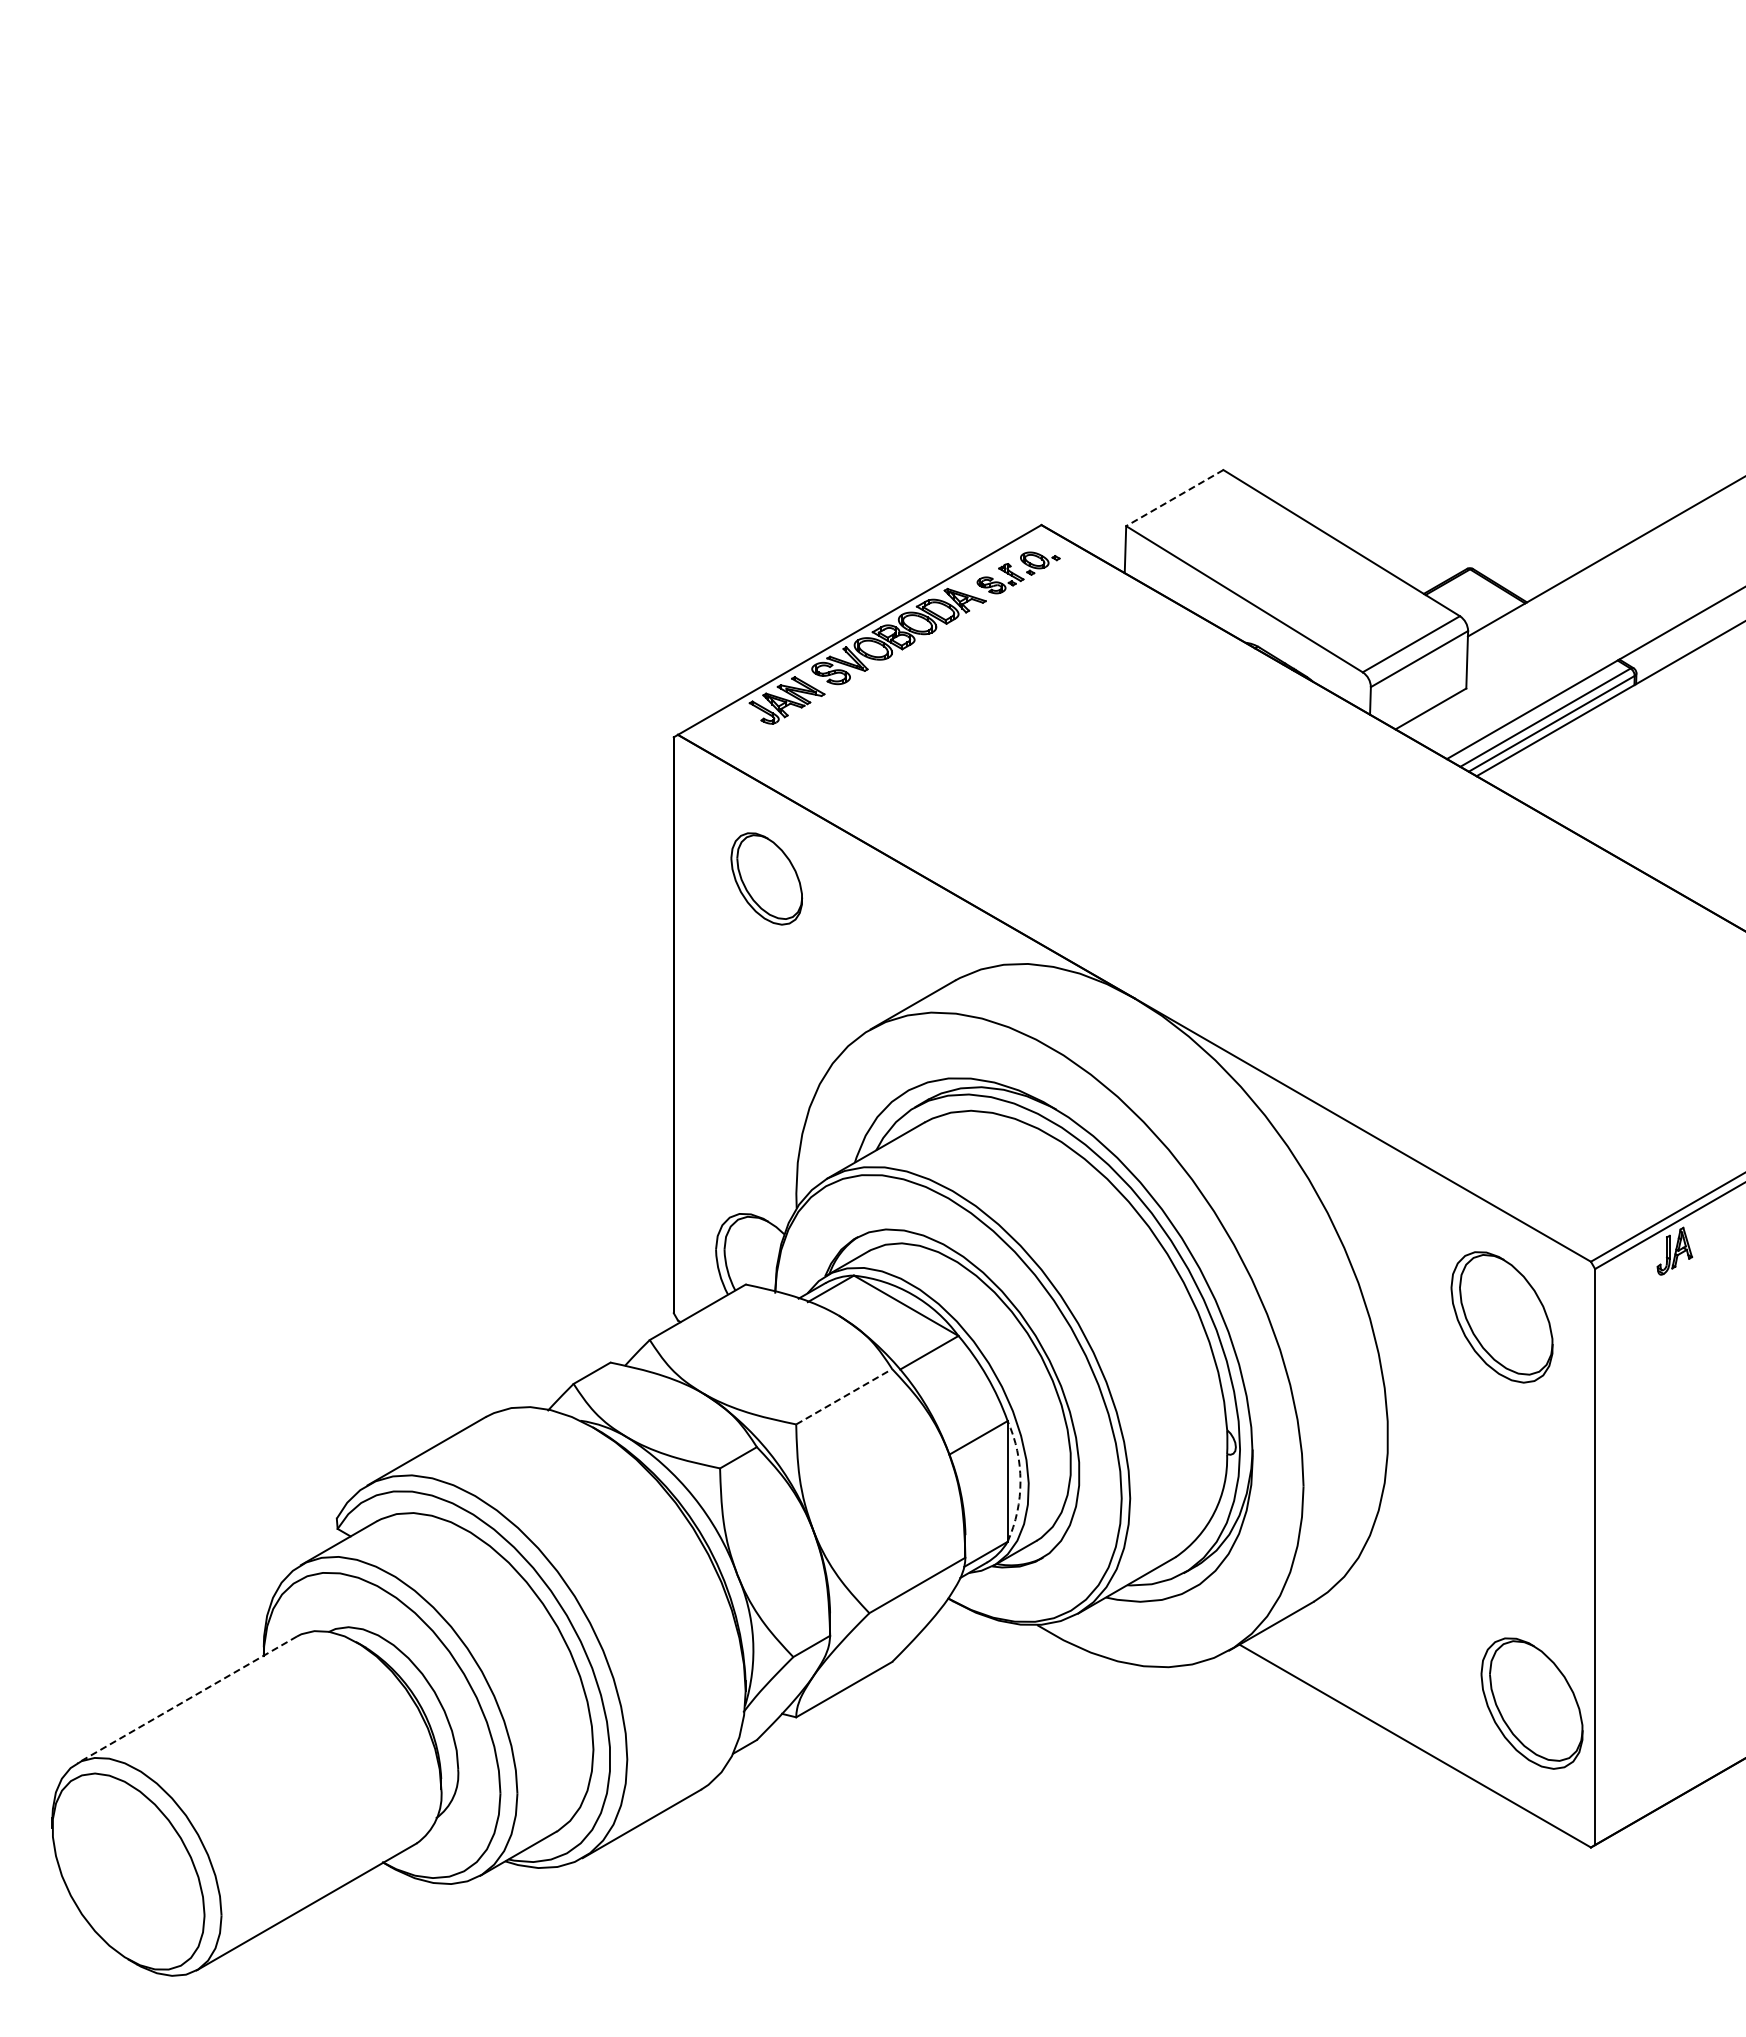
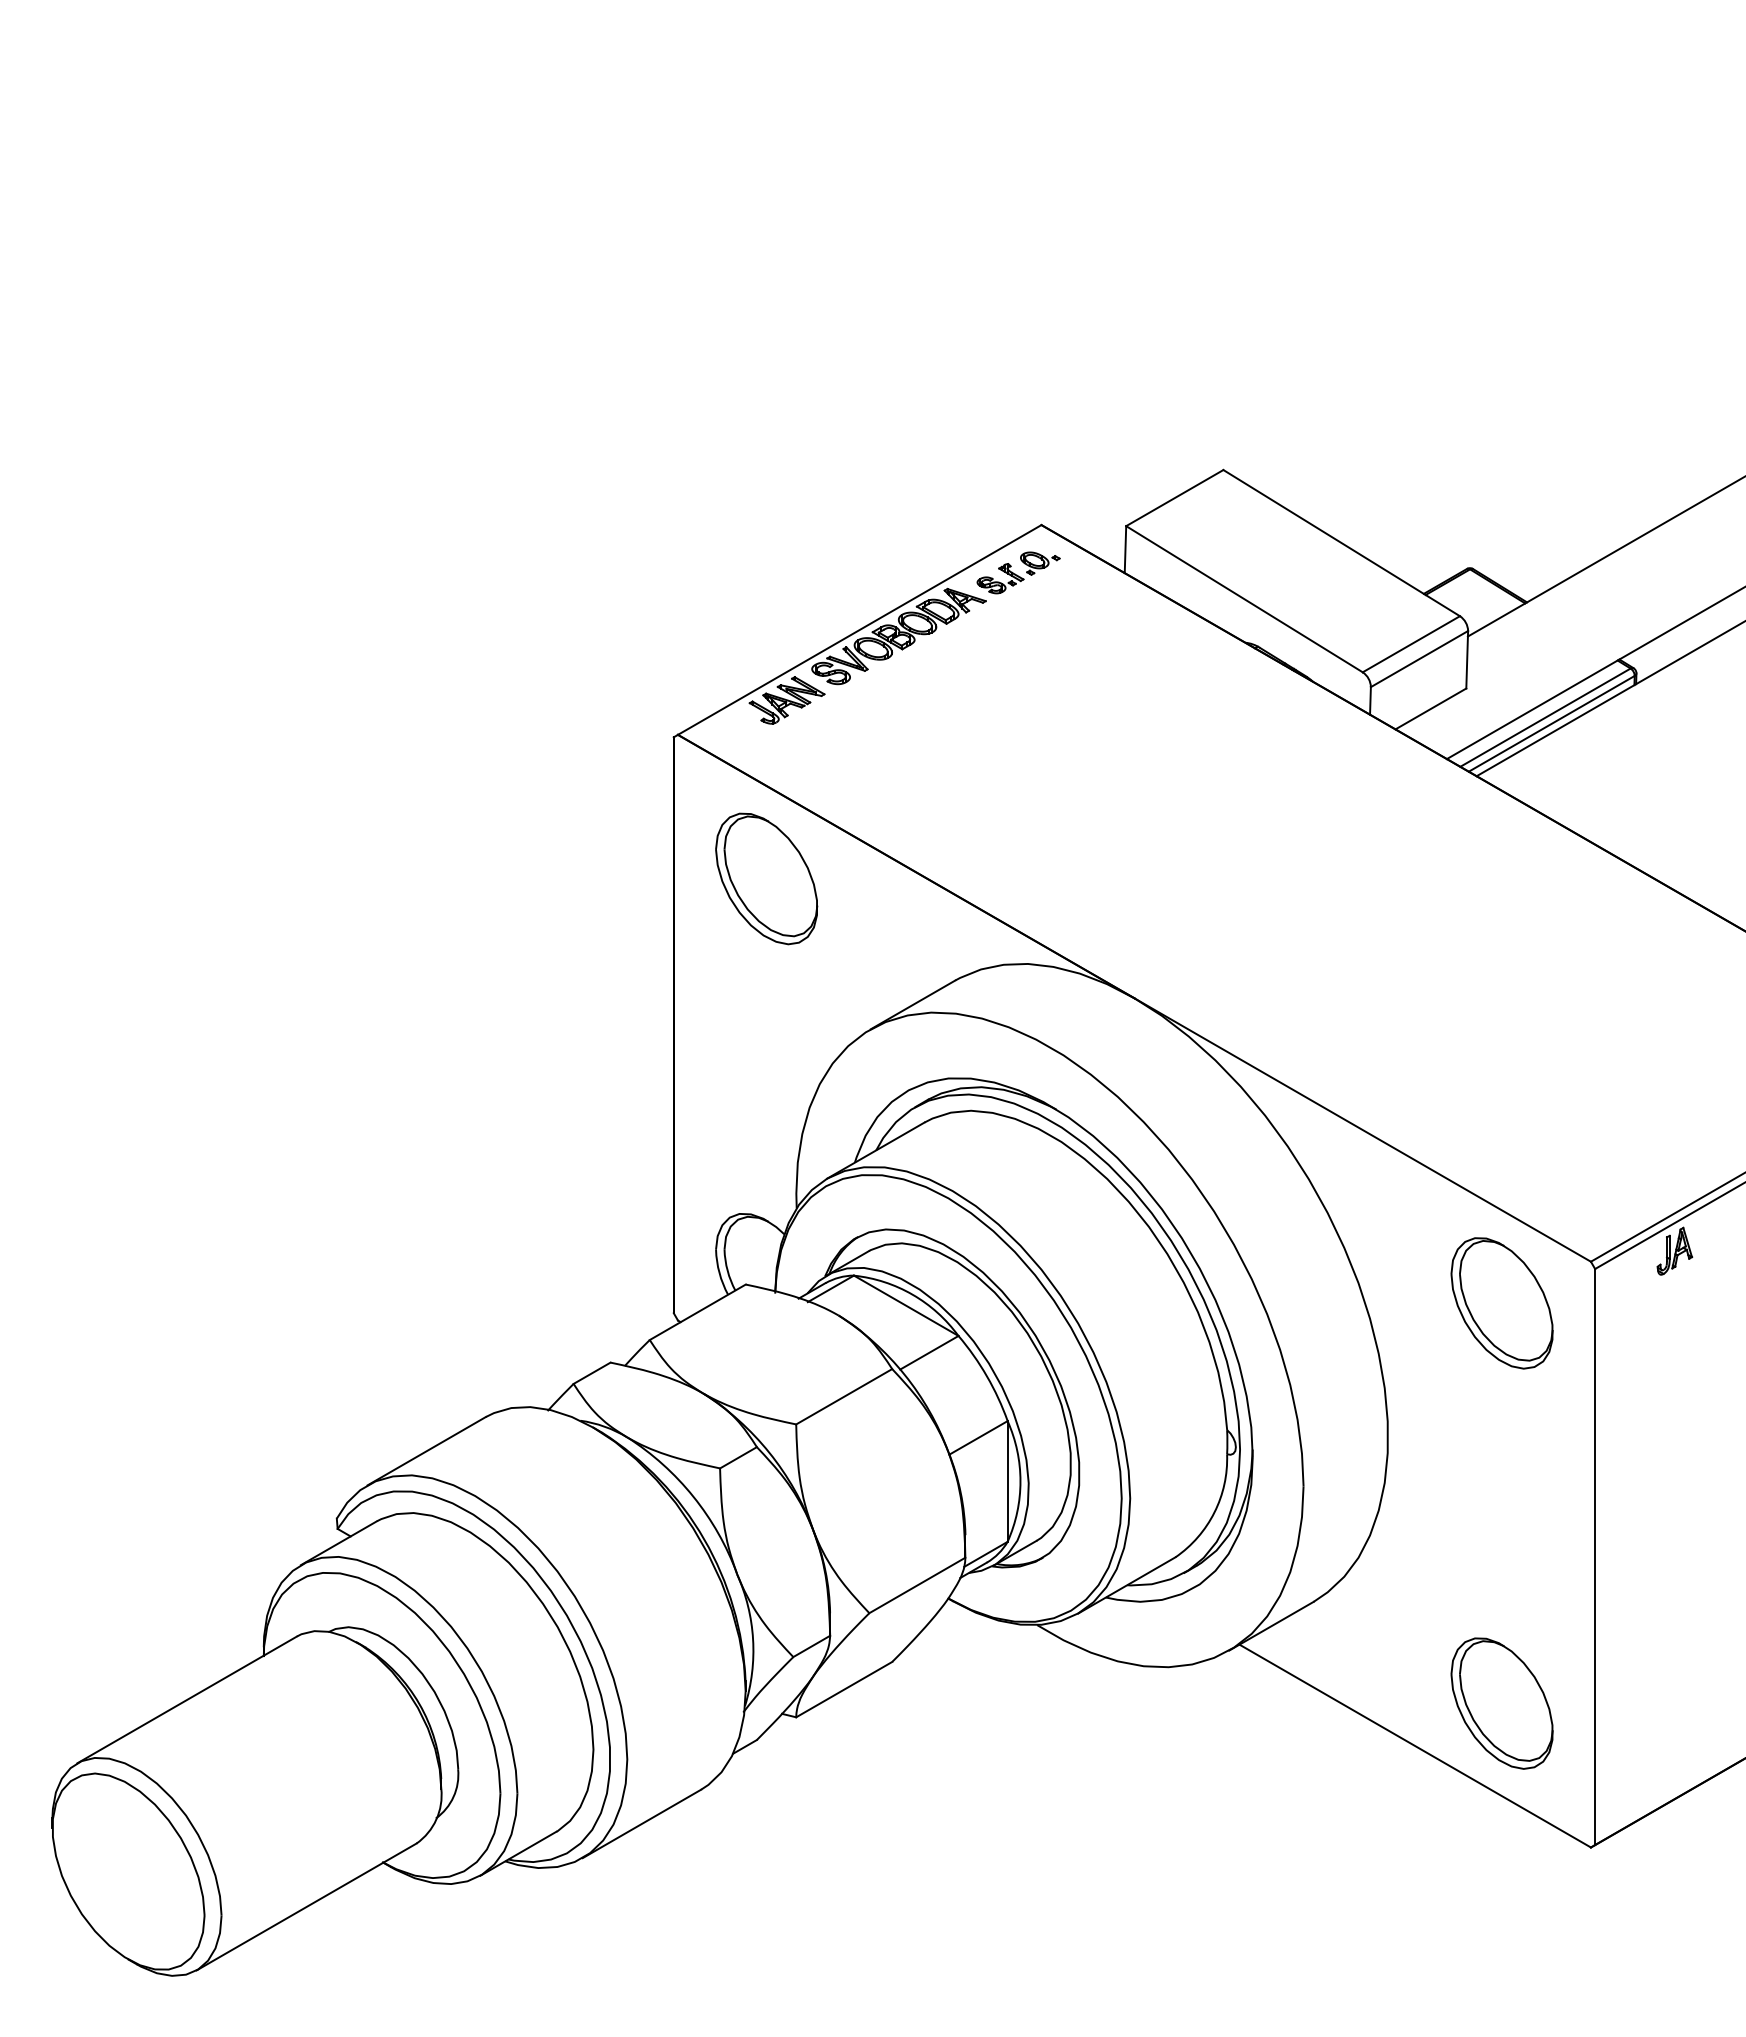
line: dashed -> solid (1174, 498)
part size: 74x94 px -> 104x134 px (766, 878)
part position: (1501, 1317) -> (1501, 1303) (1501, 1303)
line: dashed -> solid (844, 1396)
arc: dashed -> solid (1020, 1481)
line: dashed -> solid (187, 1699)
part position: (1531, 1703) -> (1501, 1703) (1501, 1703)
